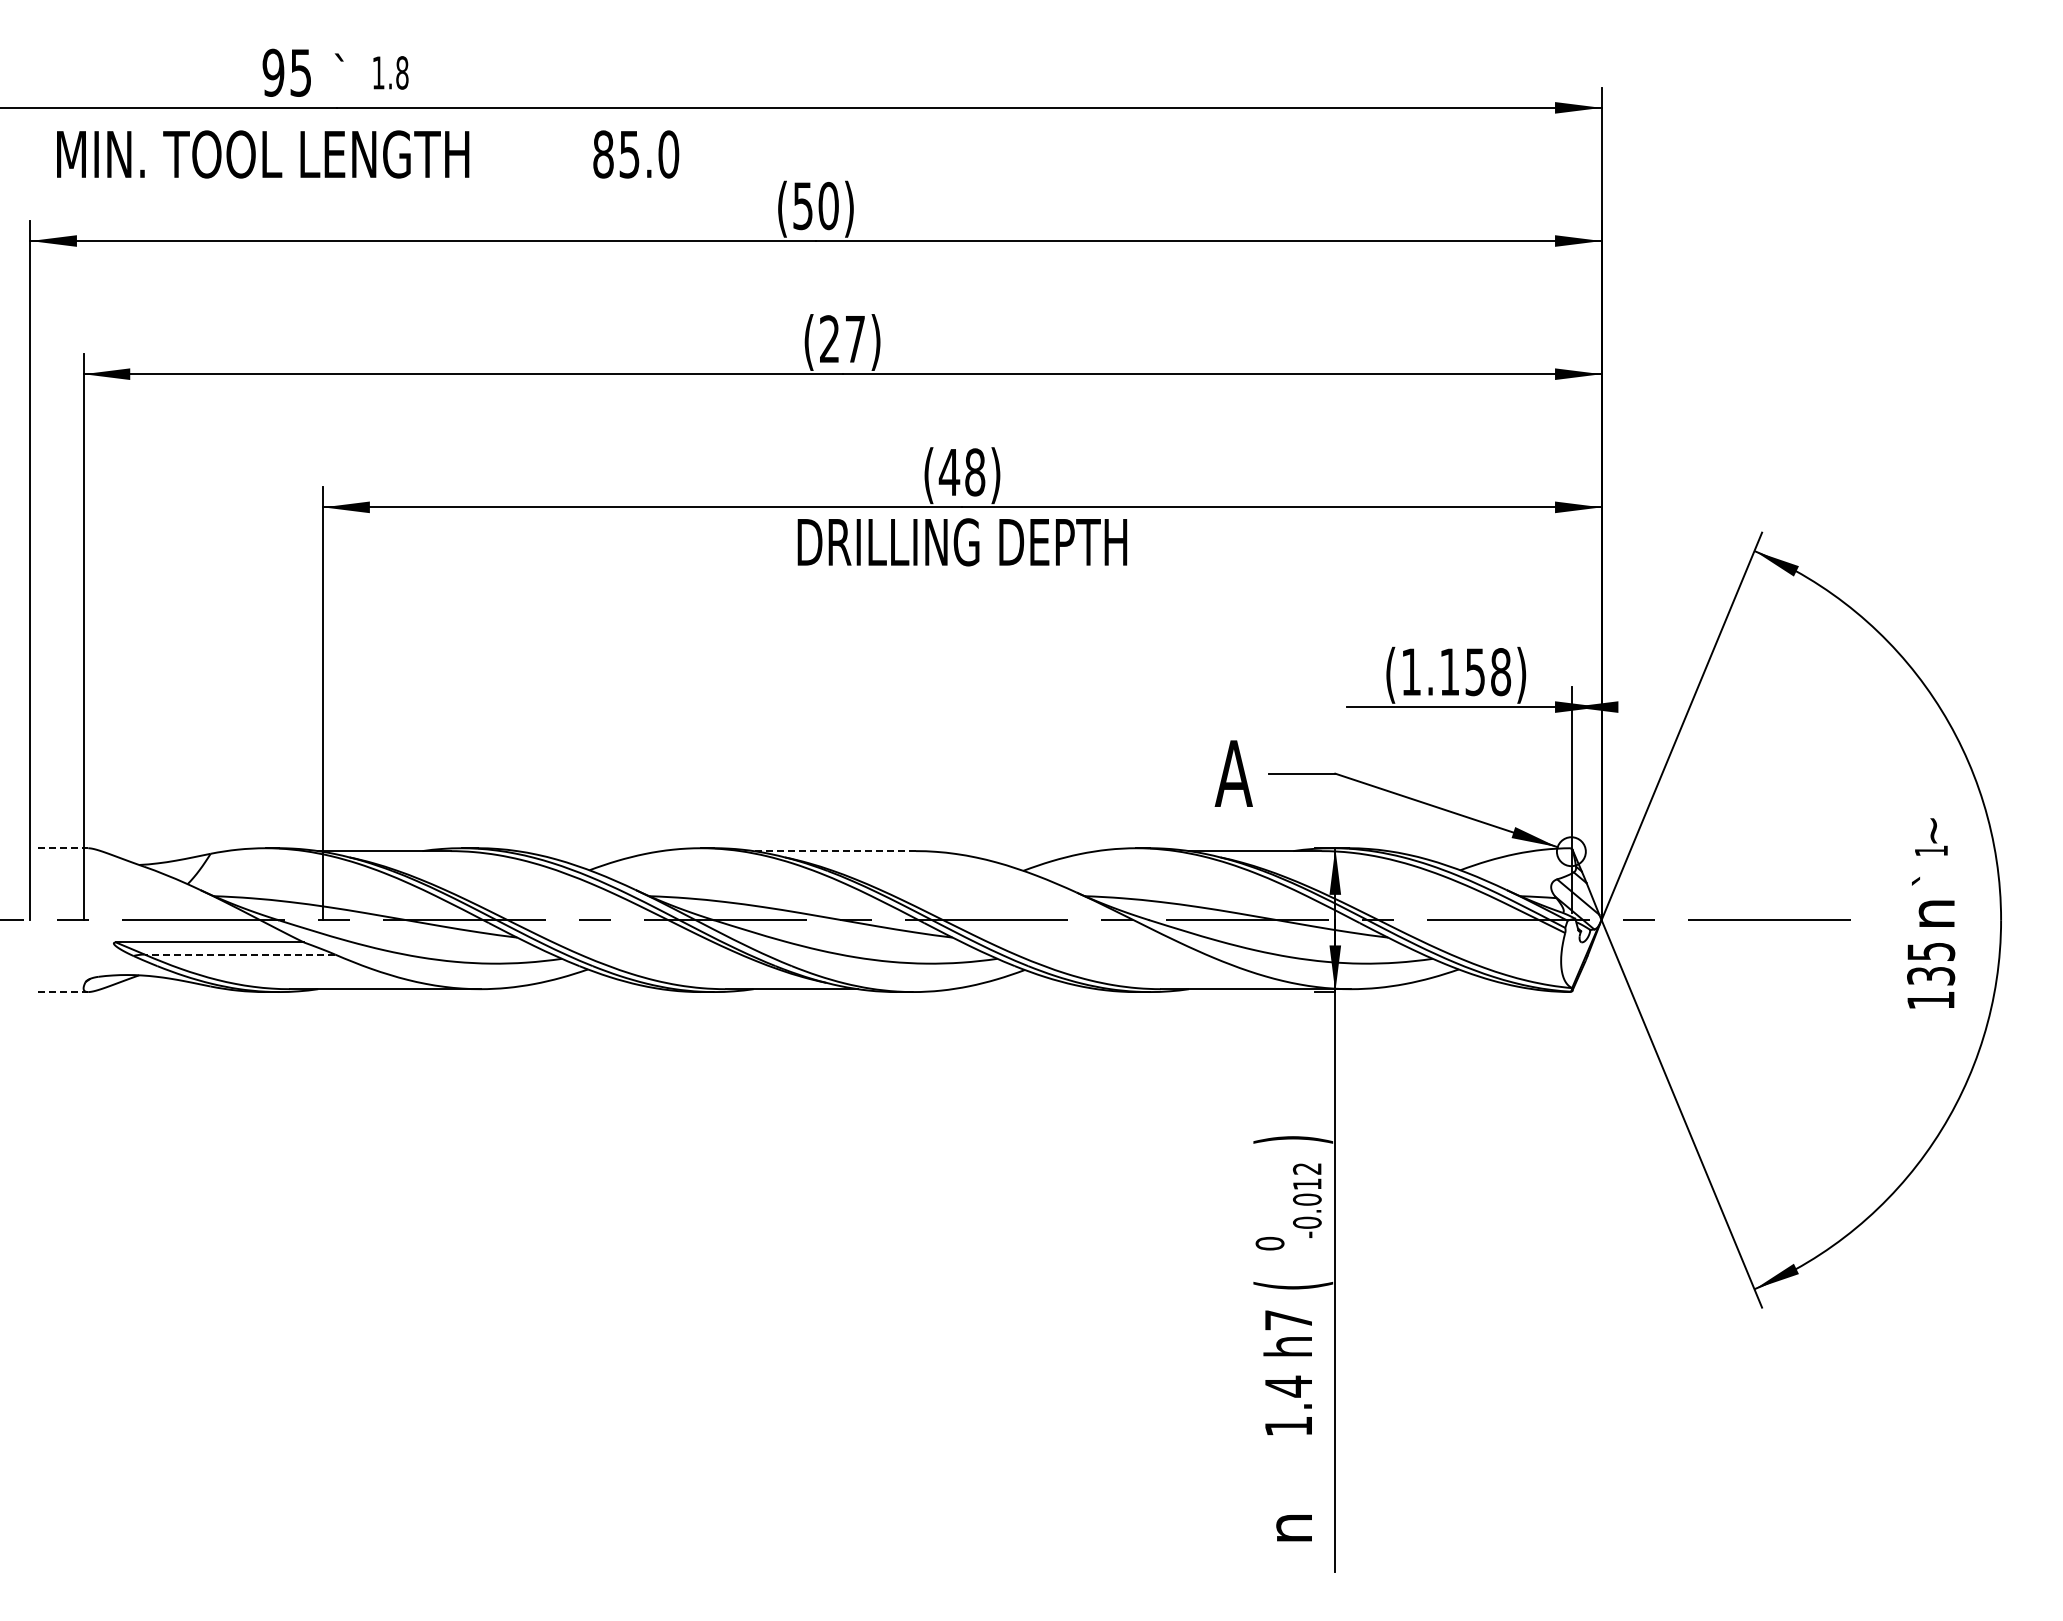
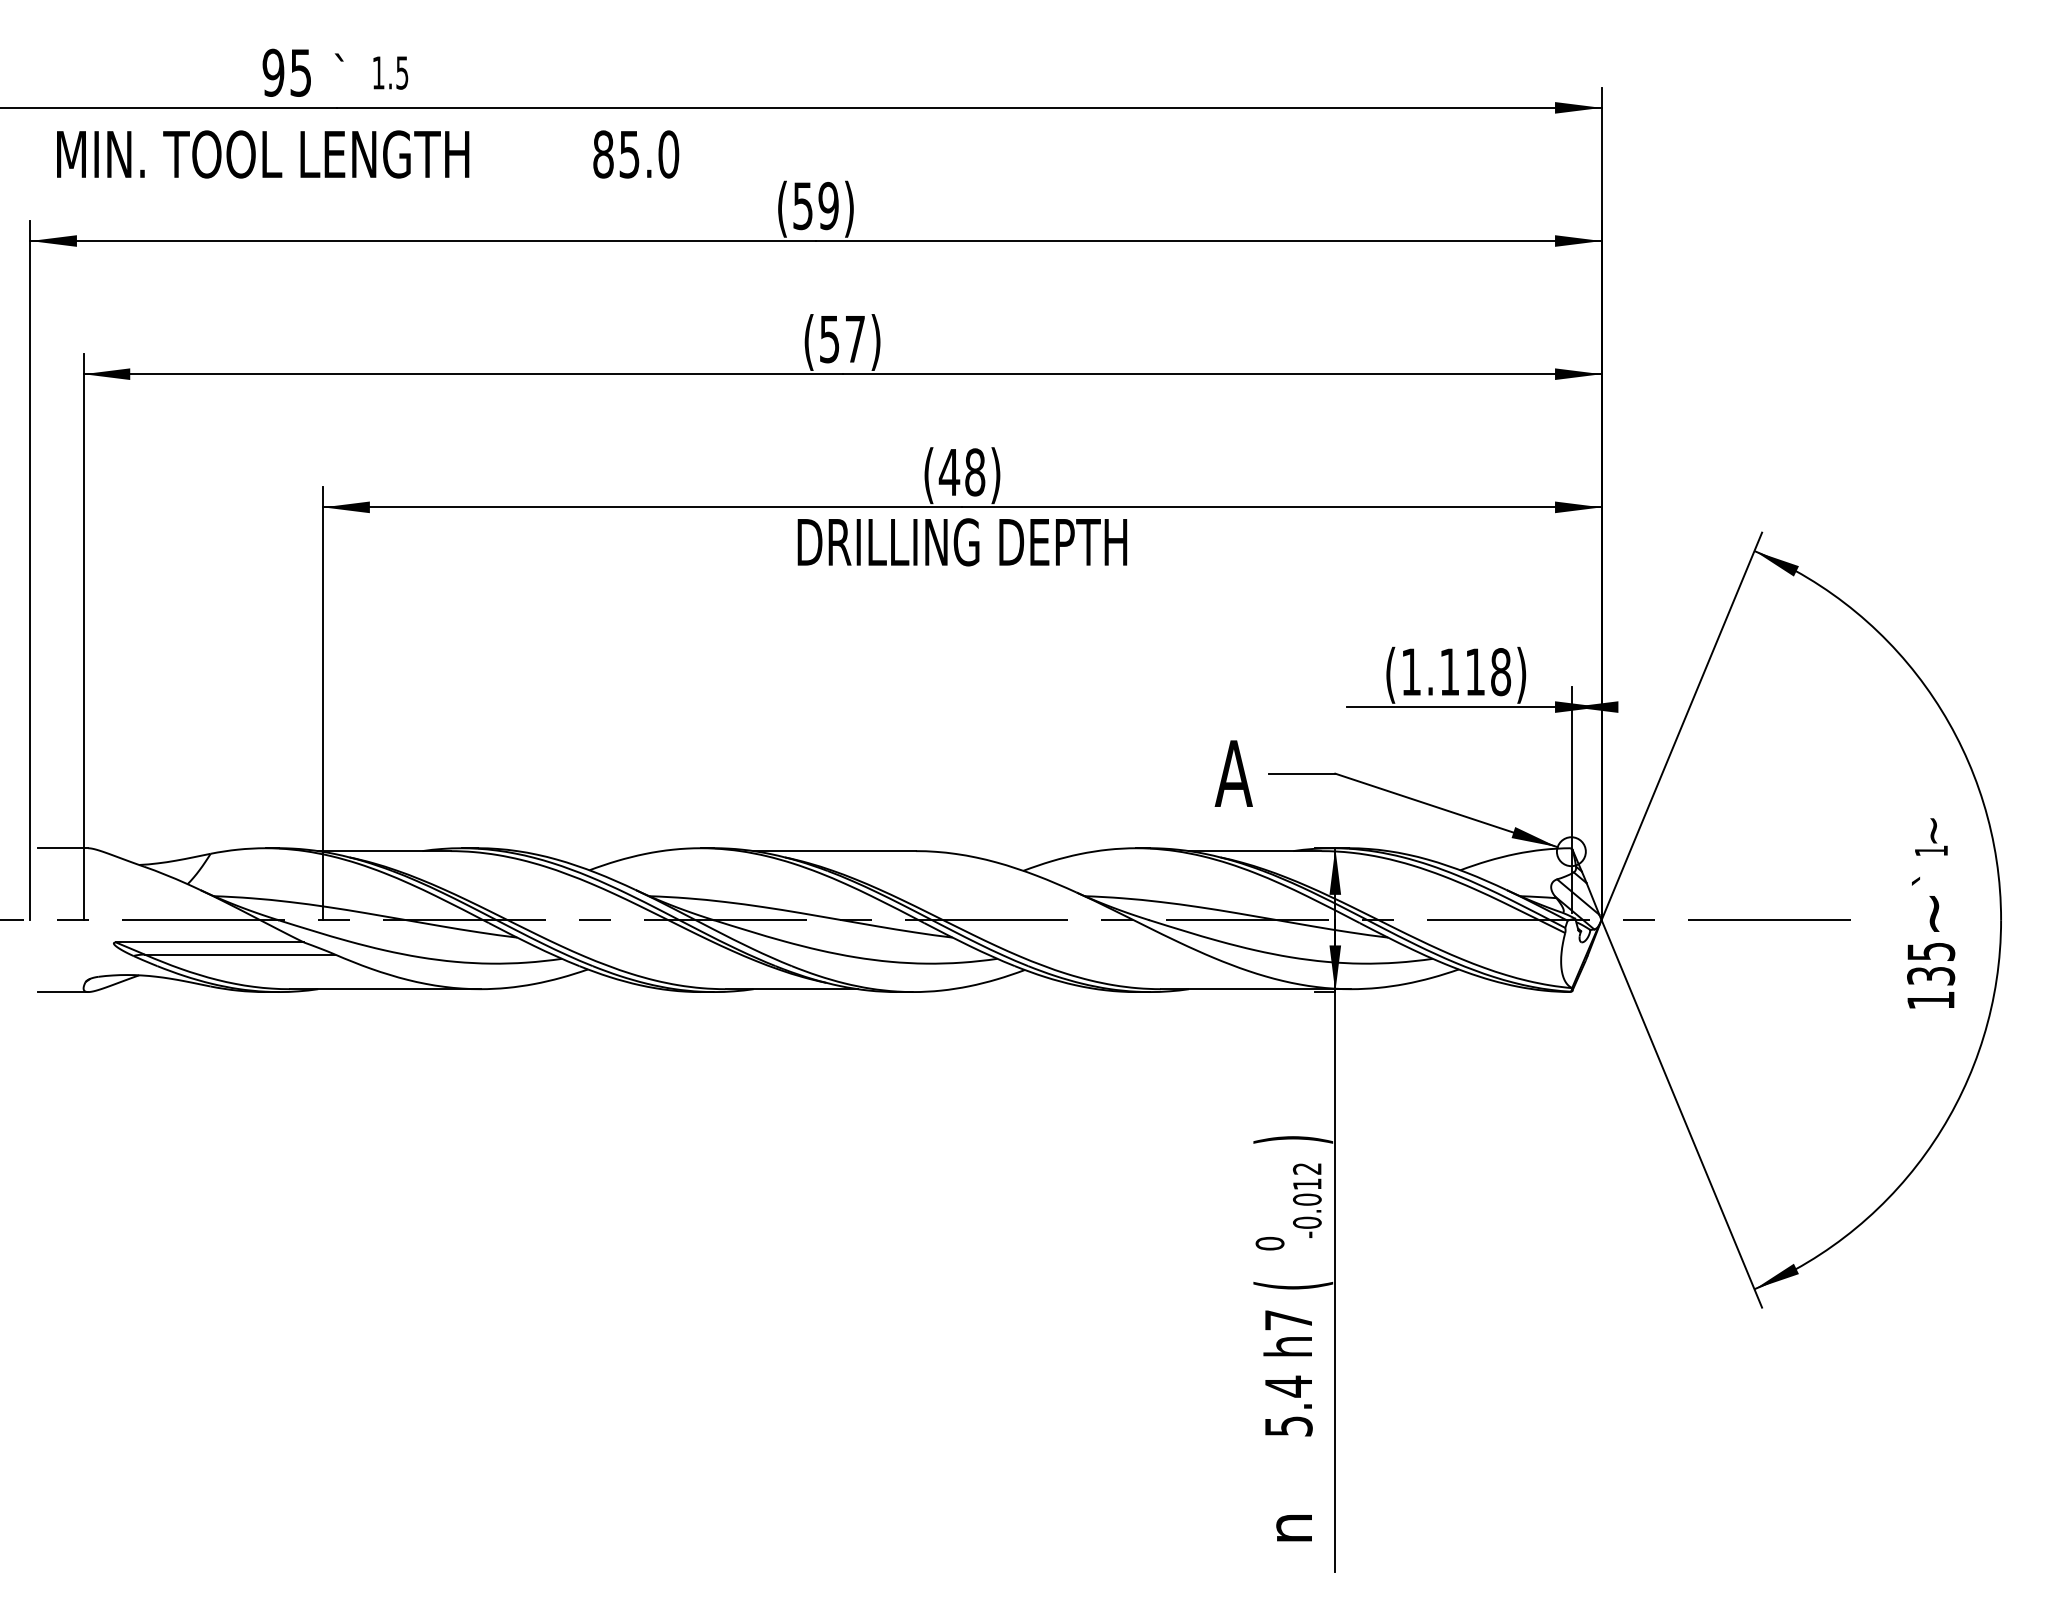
text: 1.8 -> 1.5 (402, 72)
text: (50) -> (59) (828, 206)
text: (27) -> (57) (829, 339)
text: (1.158) -> (1.118) (1474, 672)
line: dashed -> solid (63, 848)
line: dashed -> solid (834, 851)
text: n -> ~ (1936, 913)
line: dashed -> solid (239, 954)
line: dashed -> solid (63, 992)
text: 1.4 -> 5.4 (1288, 1426)
